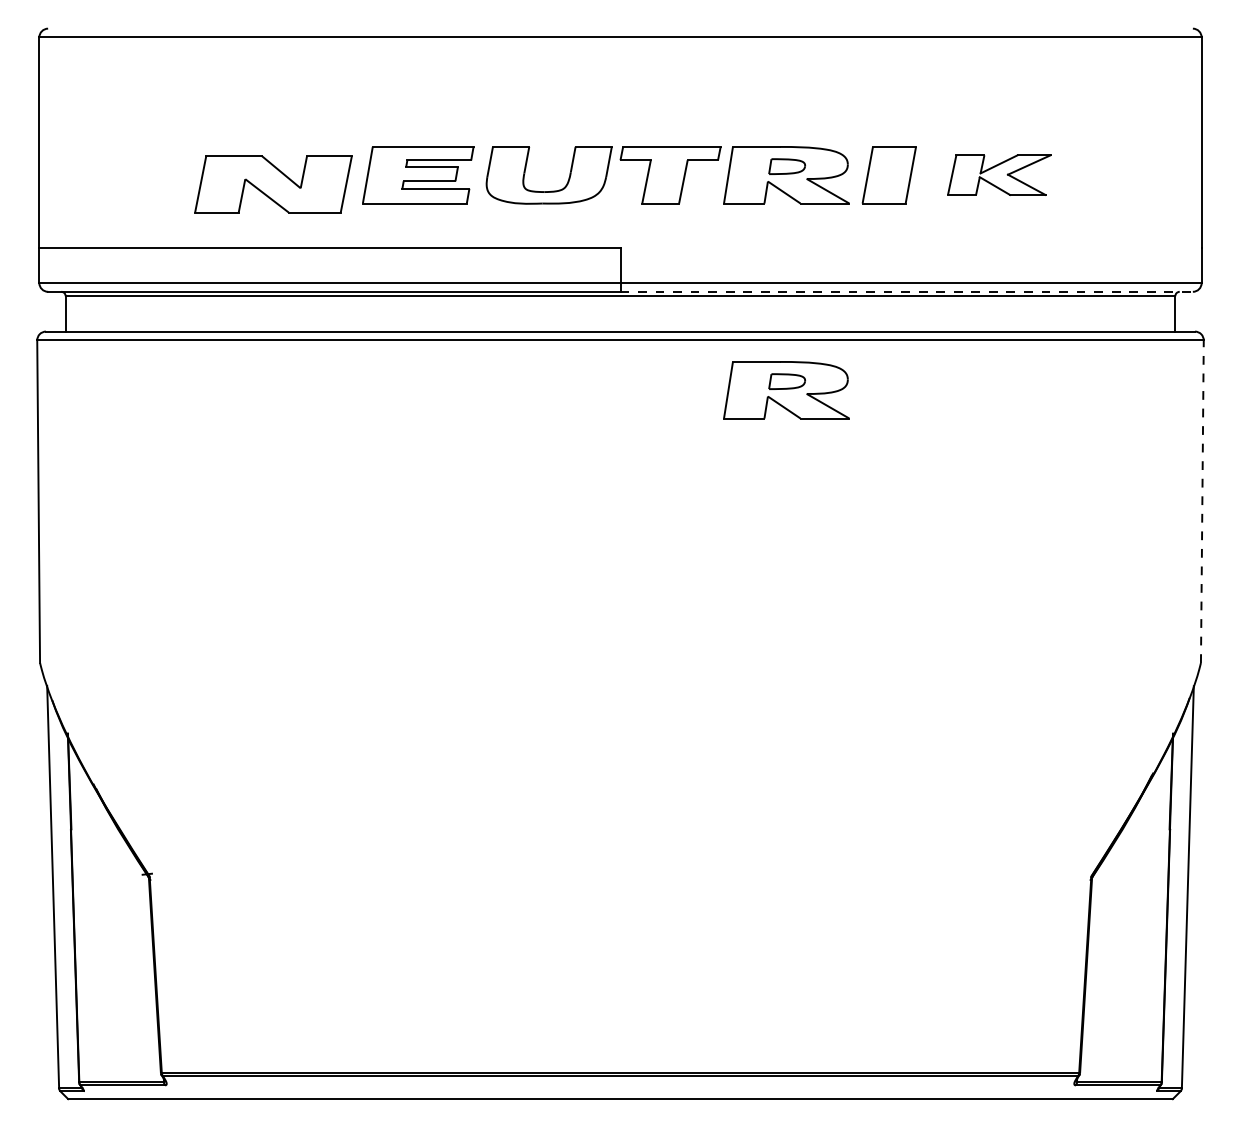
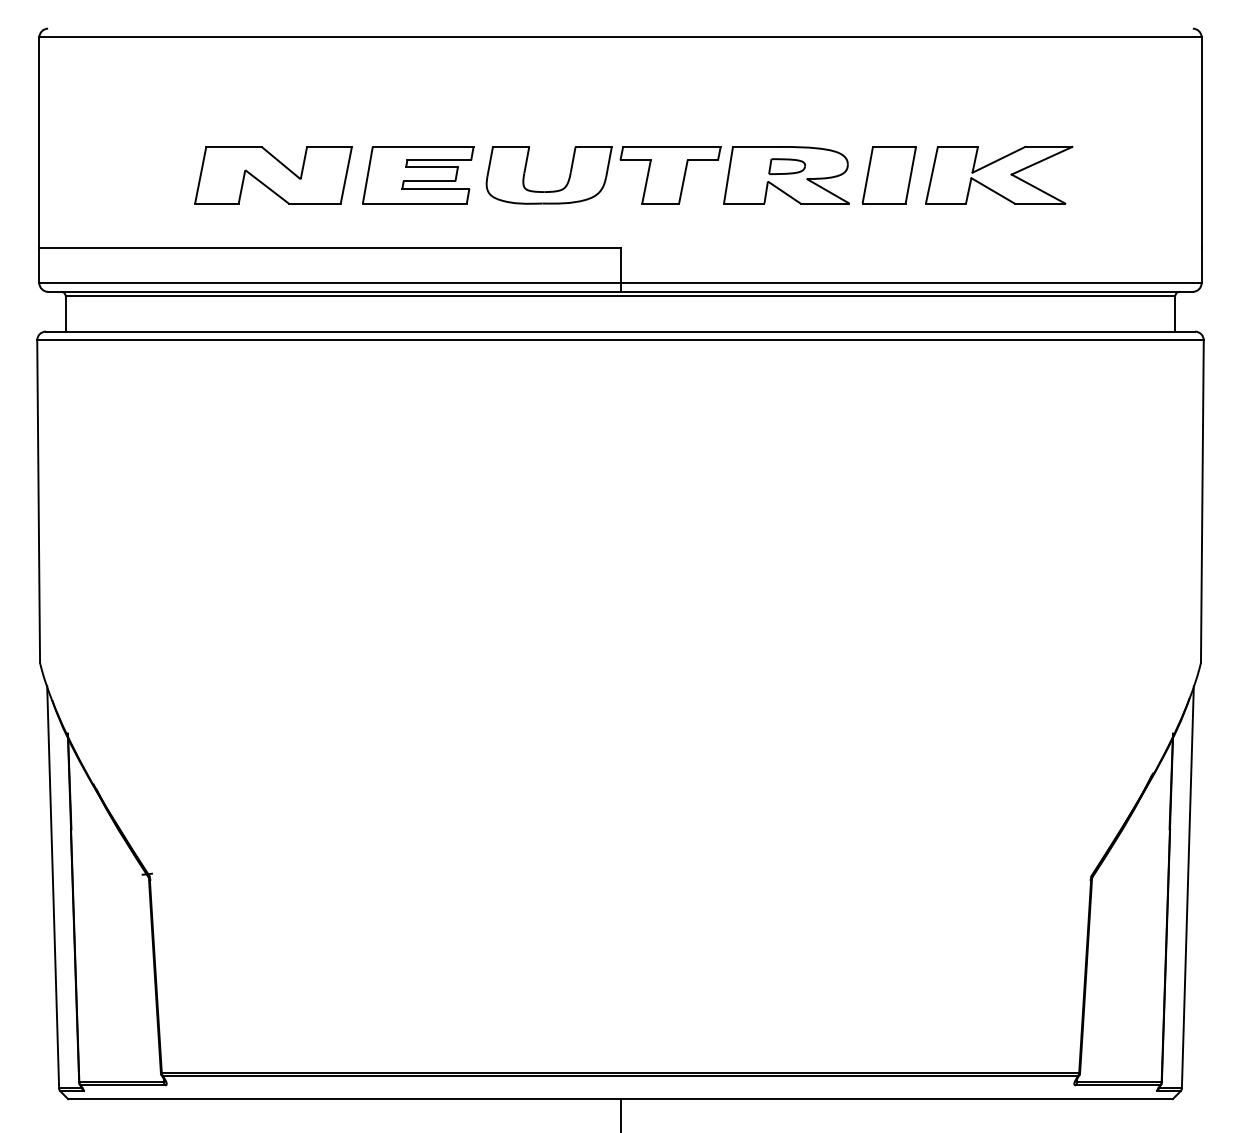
part size: 105x42 px -> 149x60 px (999, 174)
part position: (273, 184) -> (273, 175) (273, 175)
line: dashed -> solid (907, 291)
part: present -> none (786, 390)
line: dashed -> solid (1202, 501)
line: none -> present (620, 1114)
